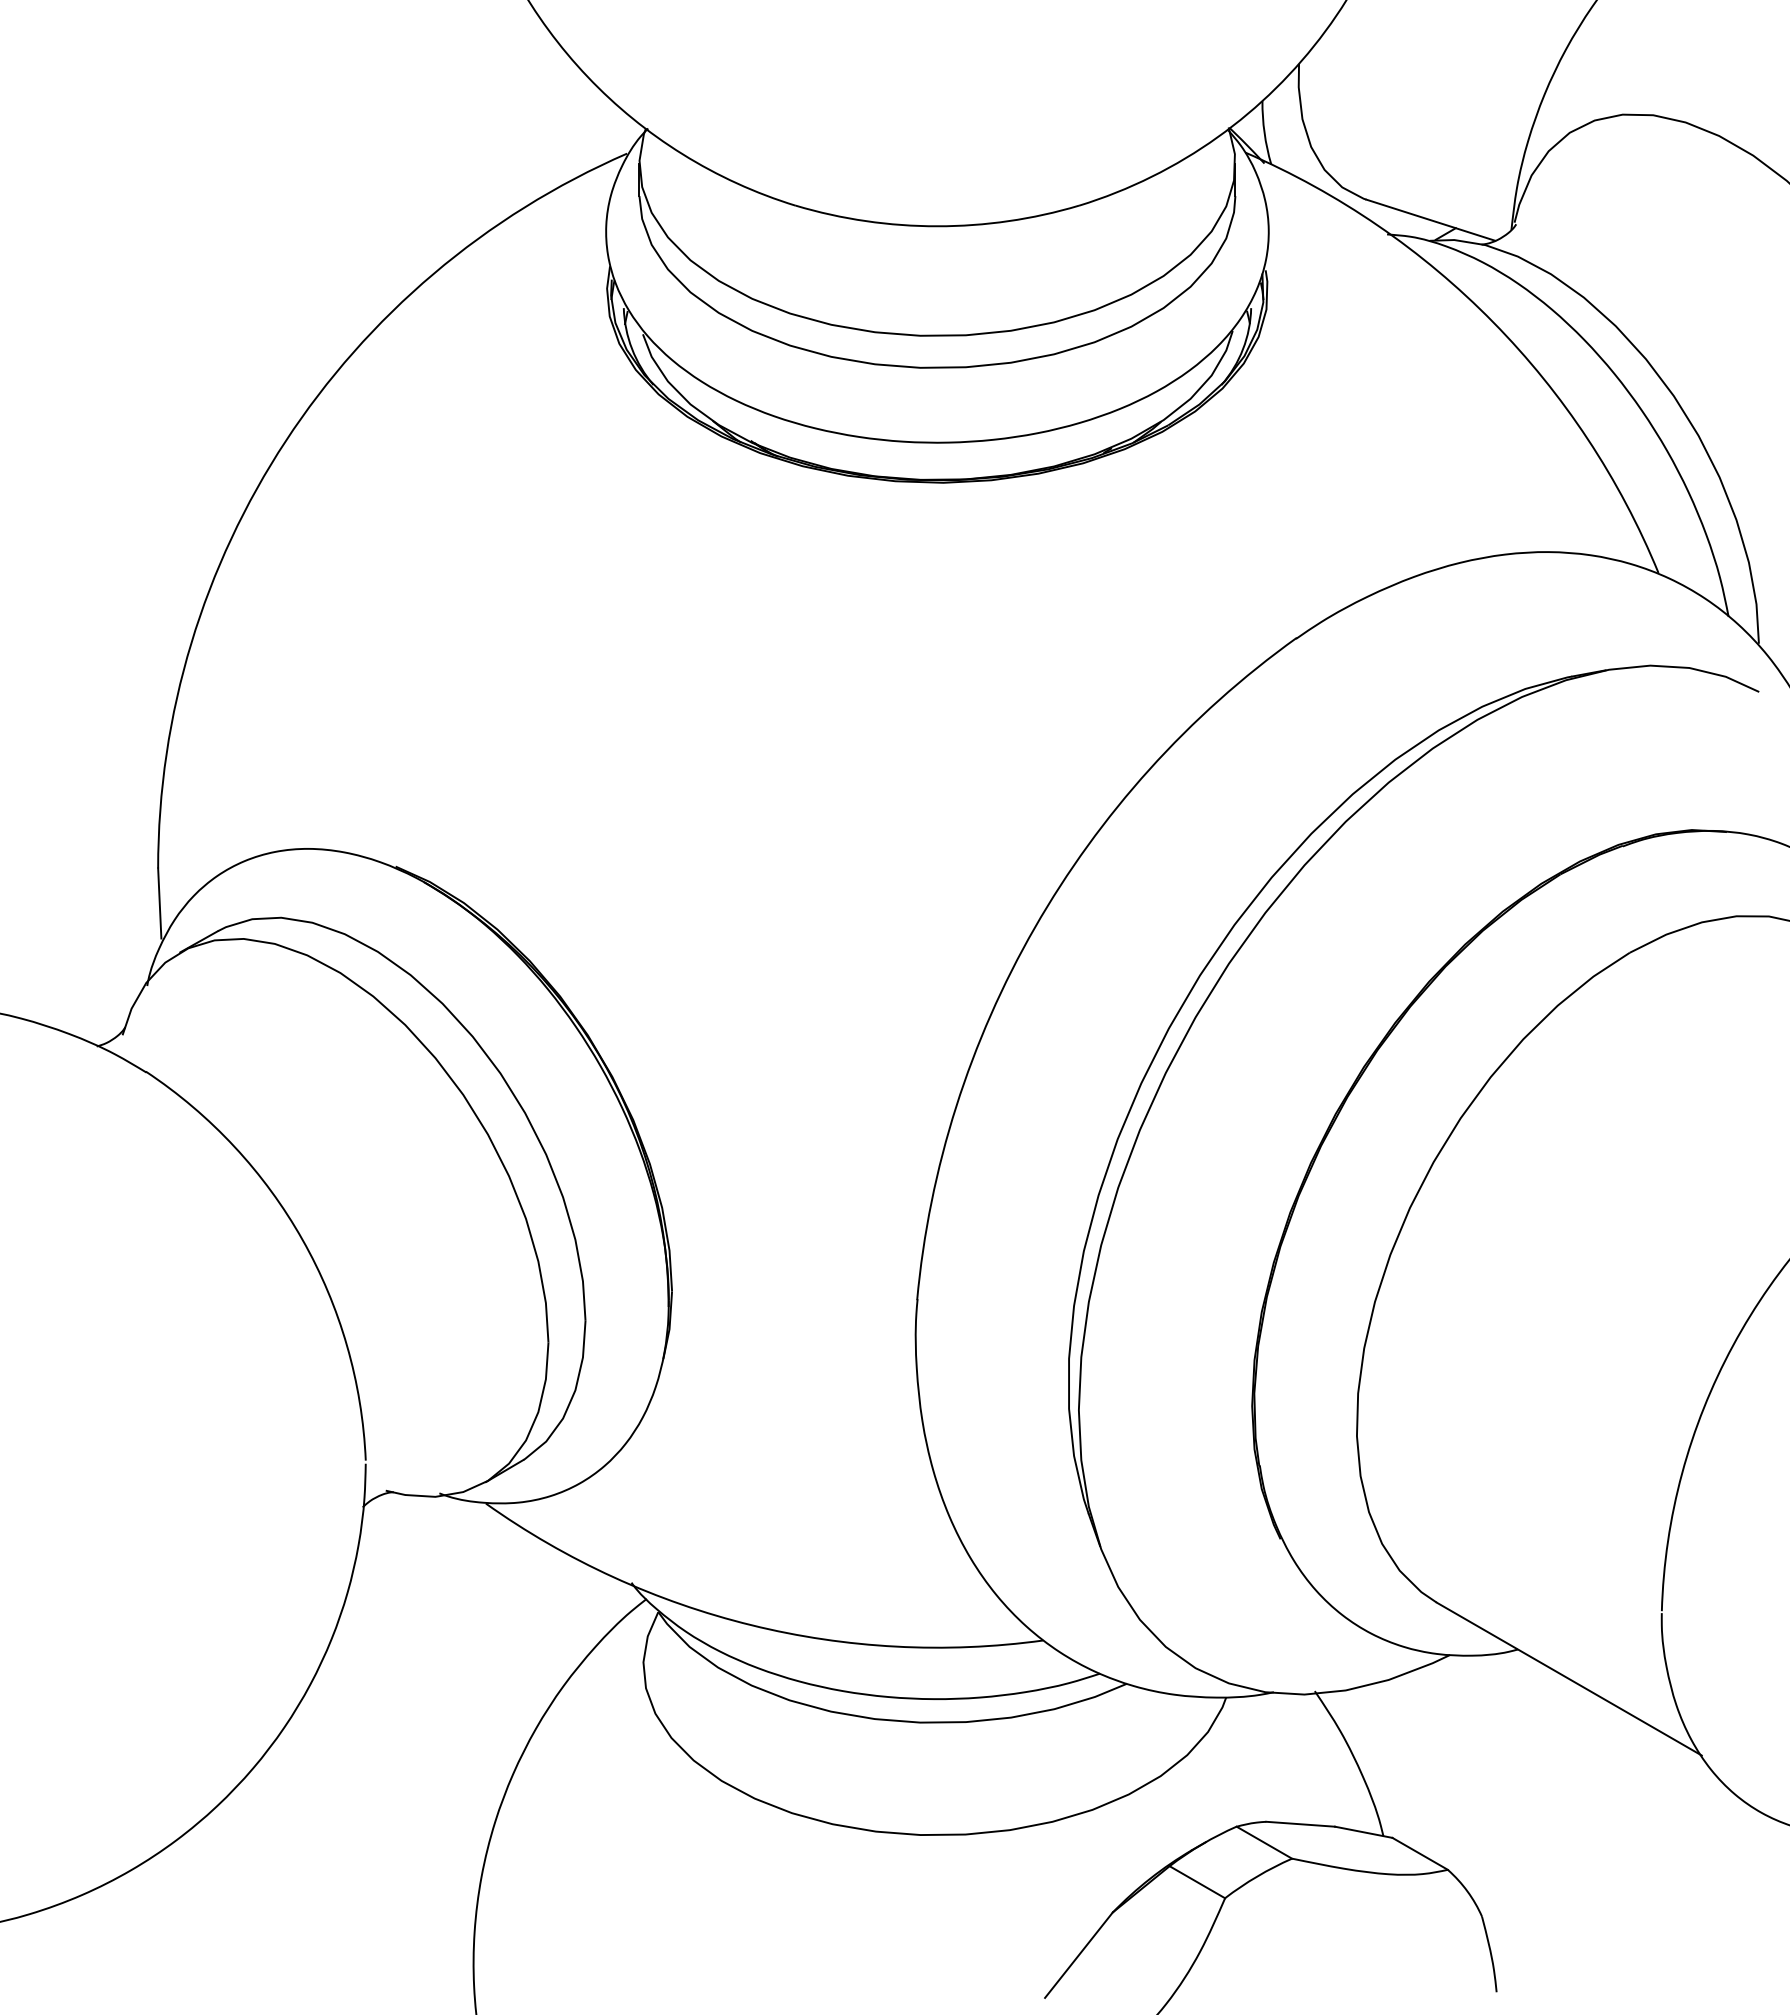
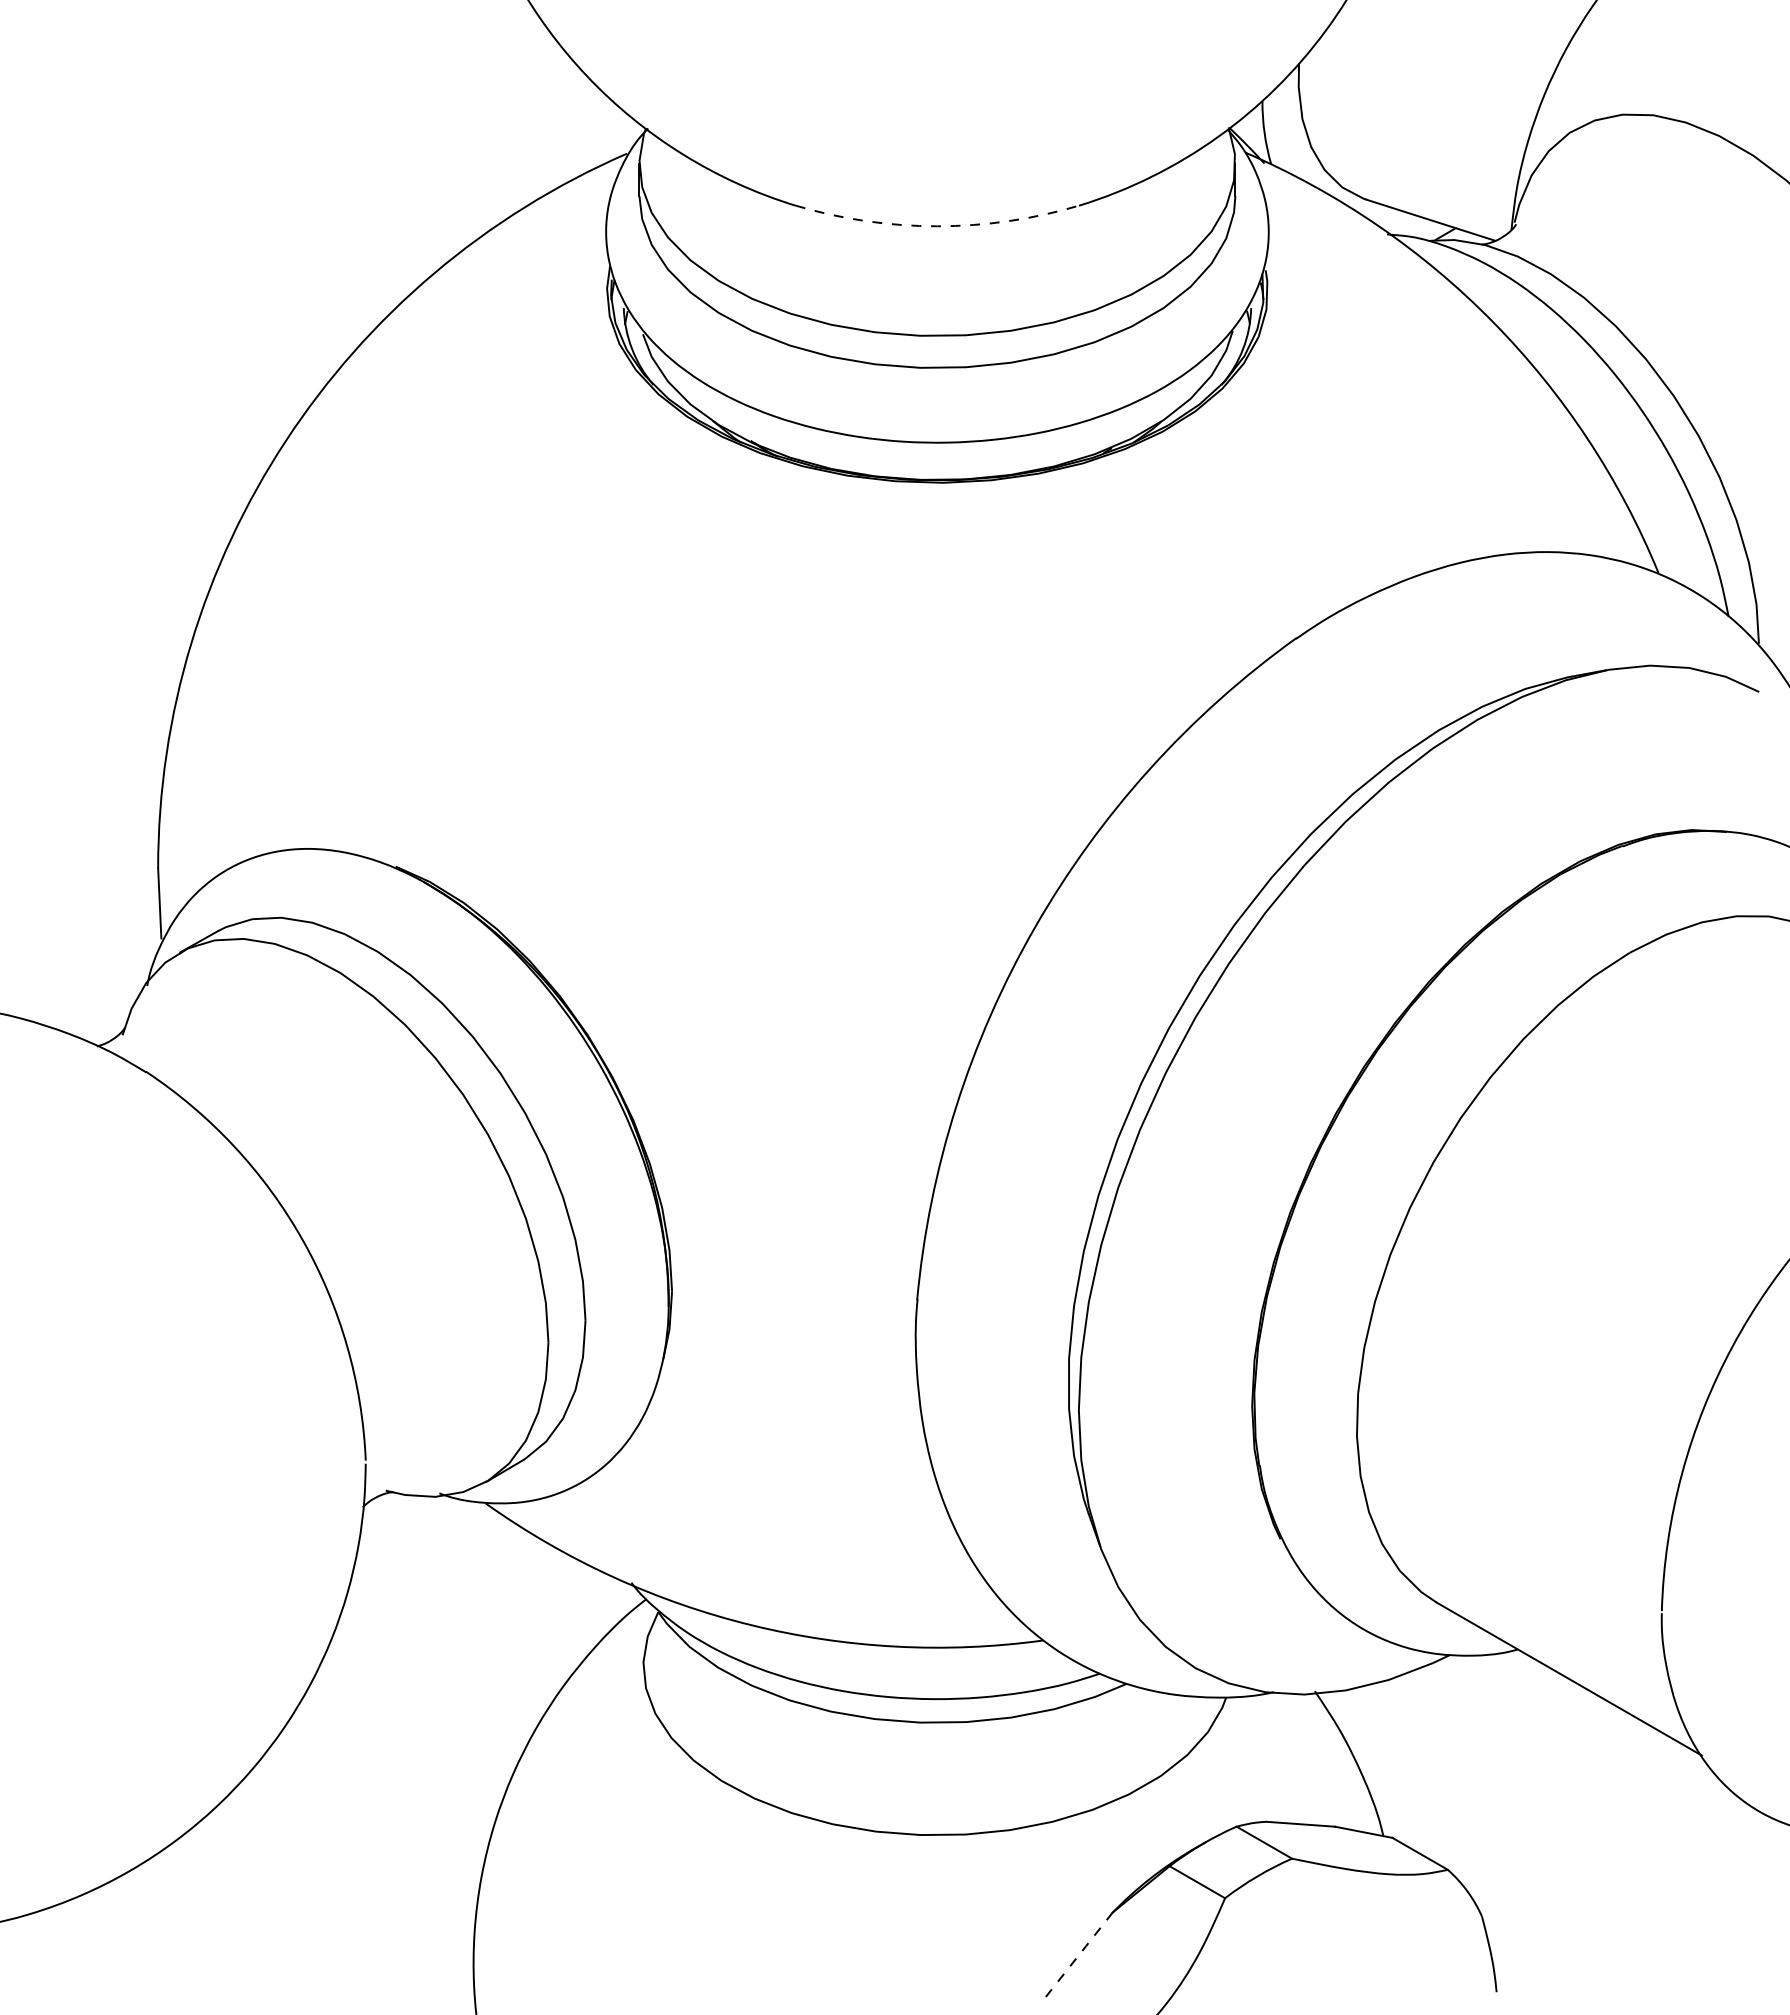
arc: solid -> dashed (937, 226)
line: solid -> dashed (1078, 1955)
